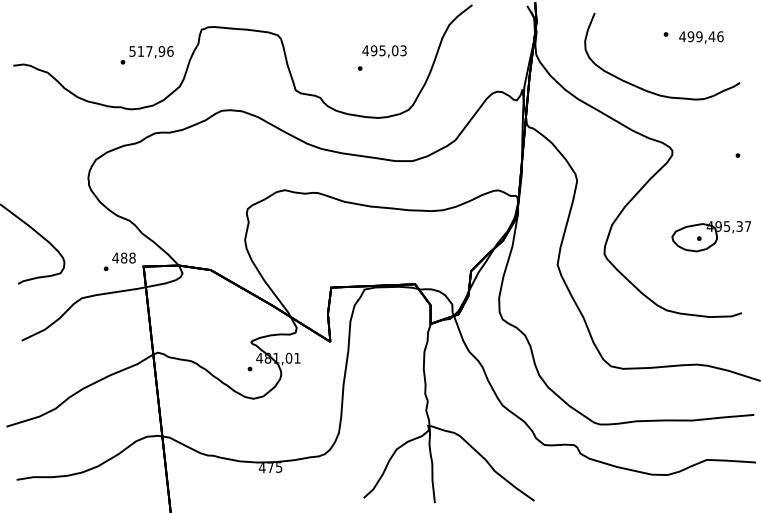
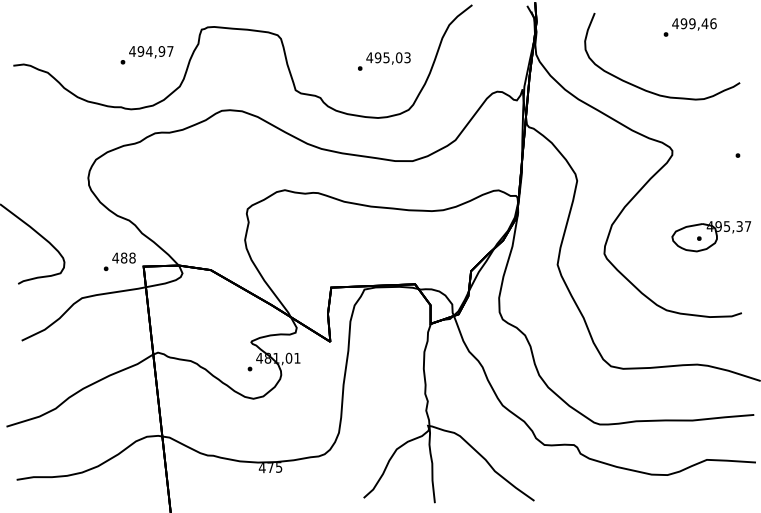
text position: (701, 37) -> (694, 24) (694, 24)
text: 517,96 -> 494,97 (151, 51)
text position: (384, 51) -> (388, 58) (388, 58)
